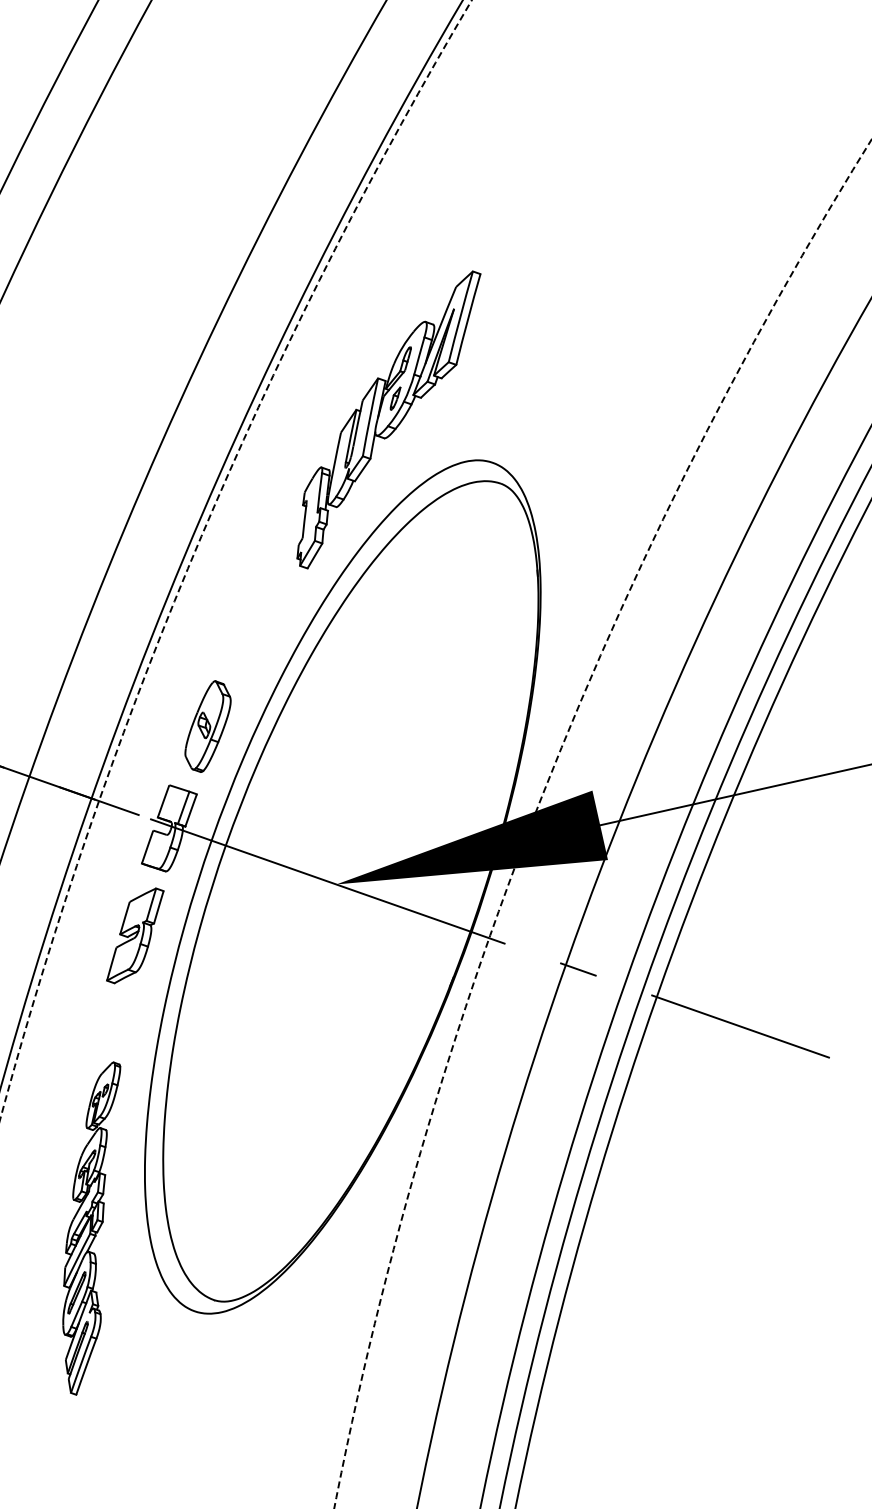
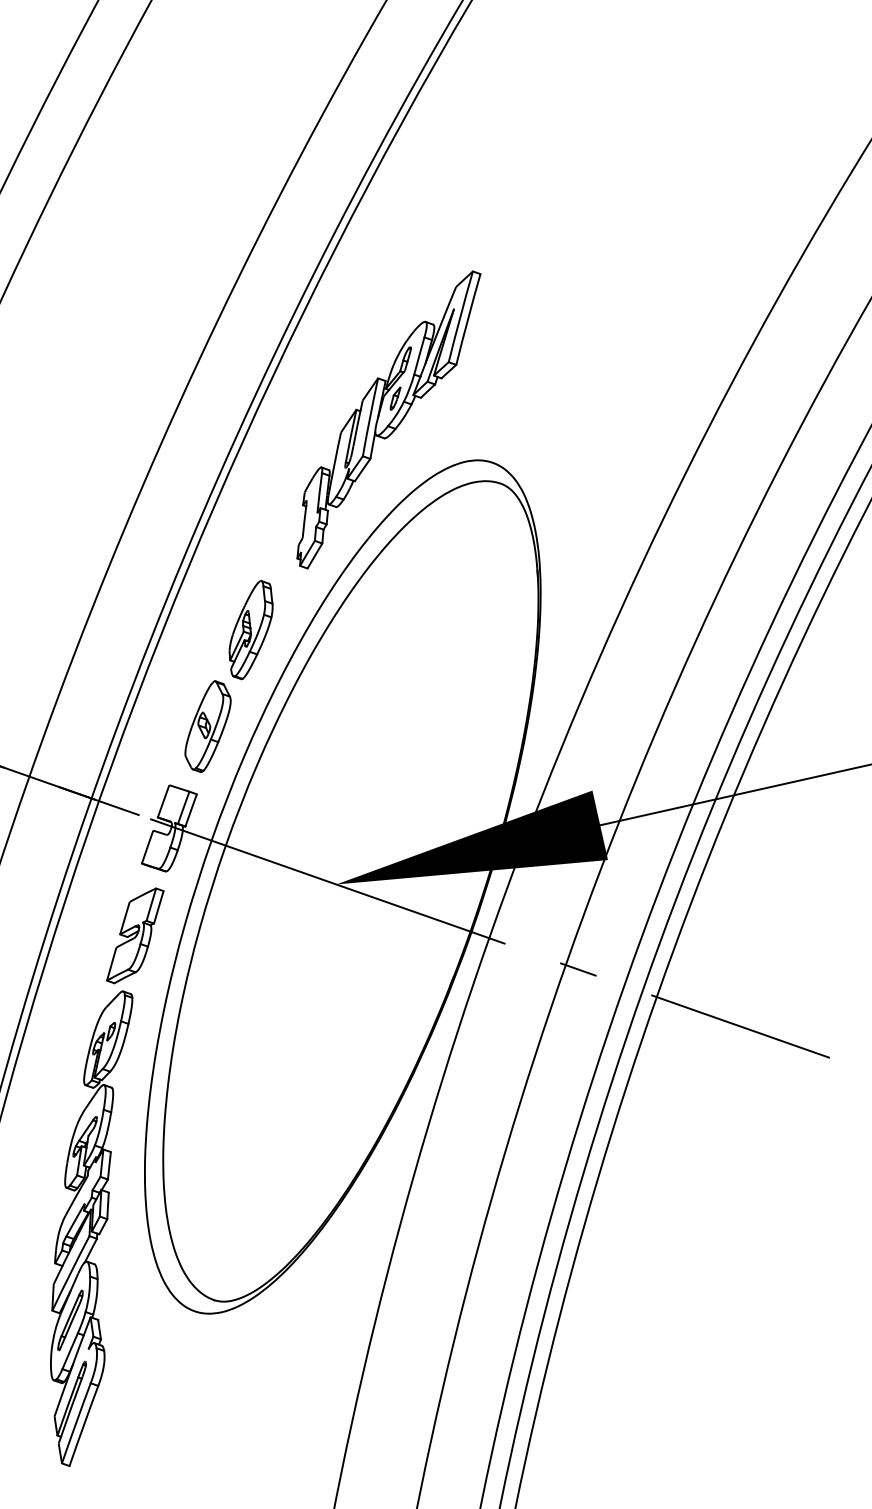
arc: dashed -> solid (198, 544)
part: none -> present (250, 630)
circle: dashed -> solid (602, 823)
part size: 60x335 px -> 84x477 px (91, 1228)
